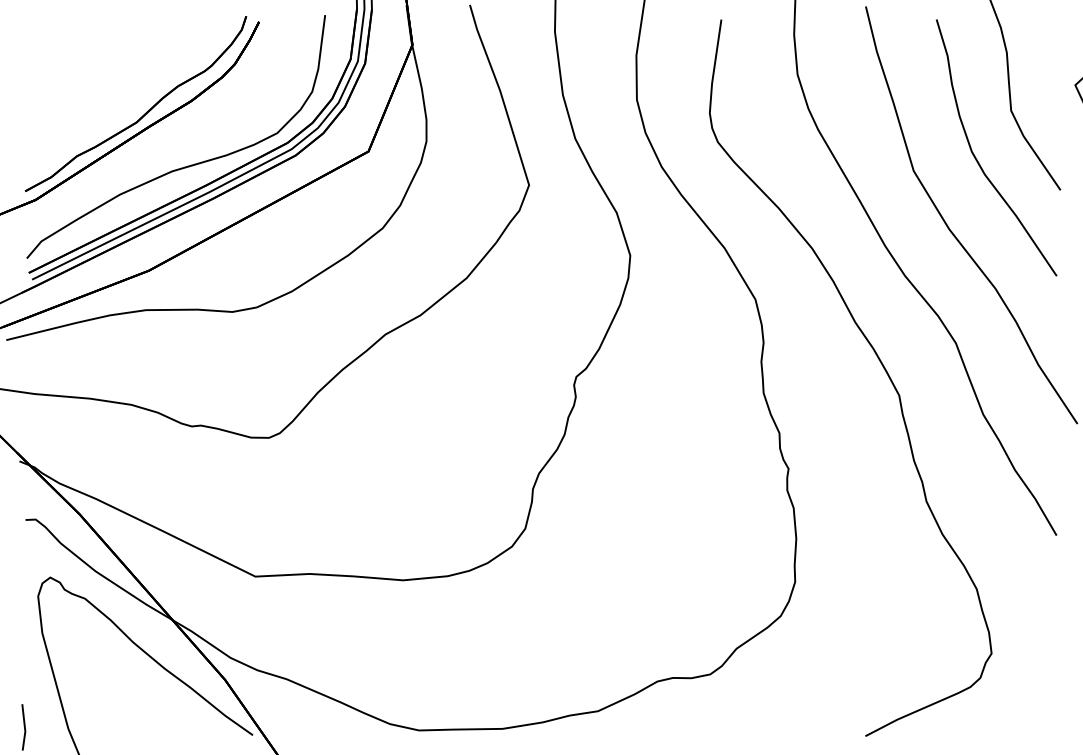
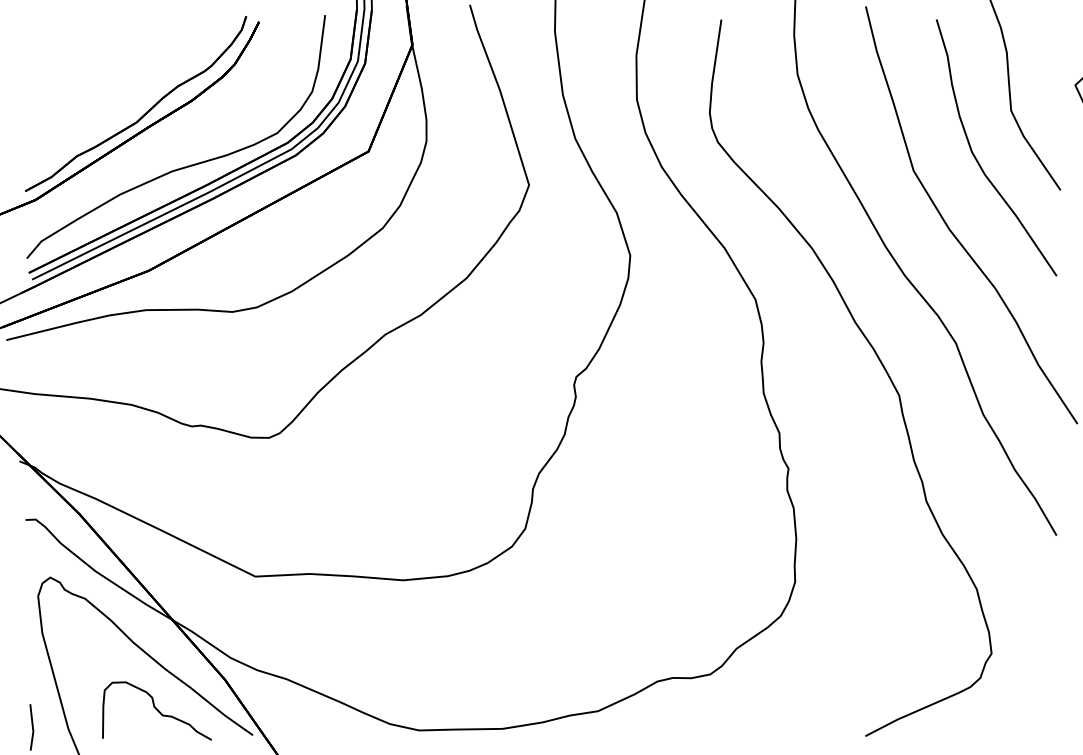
curve: none -> present (156, 710)
line position: (23, 726) -> (31, 726) (31, 726)
